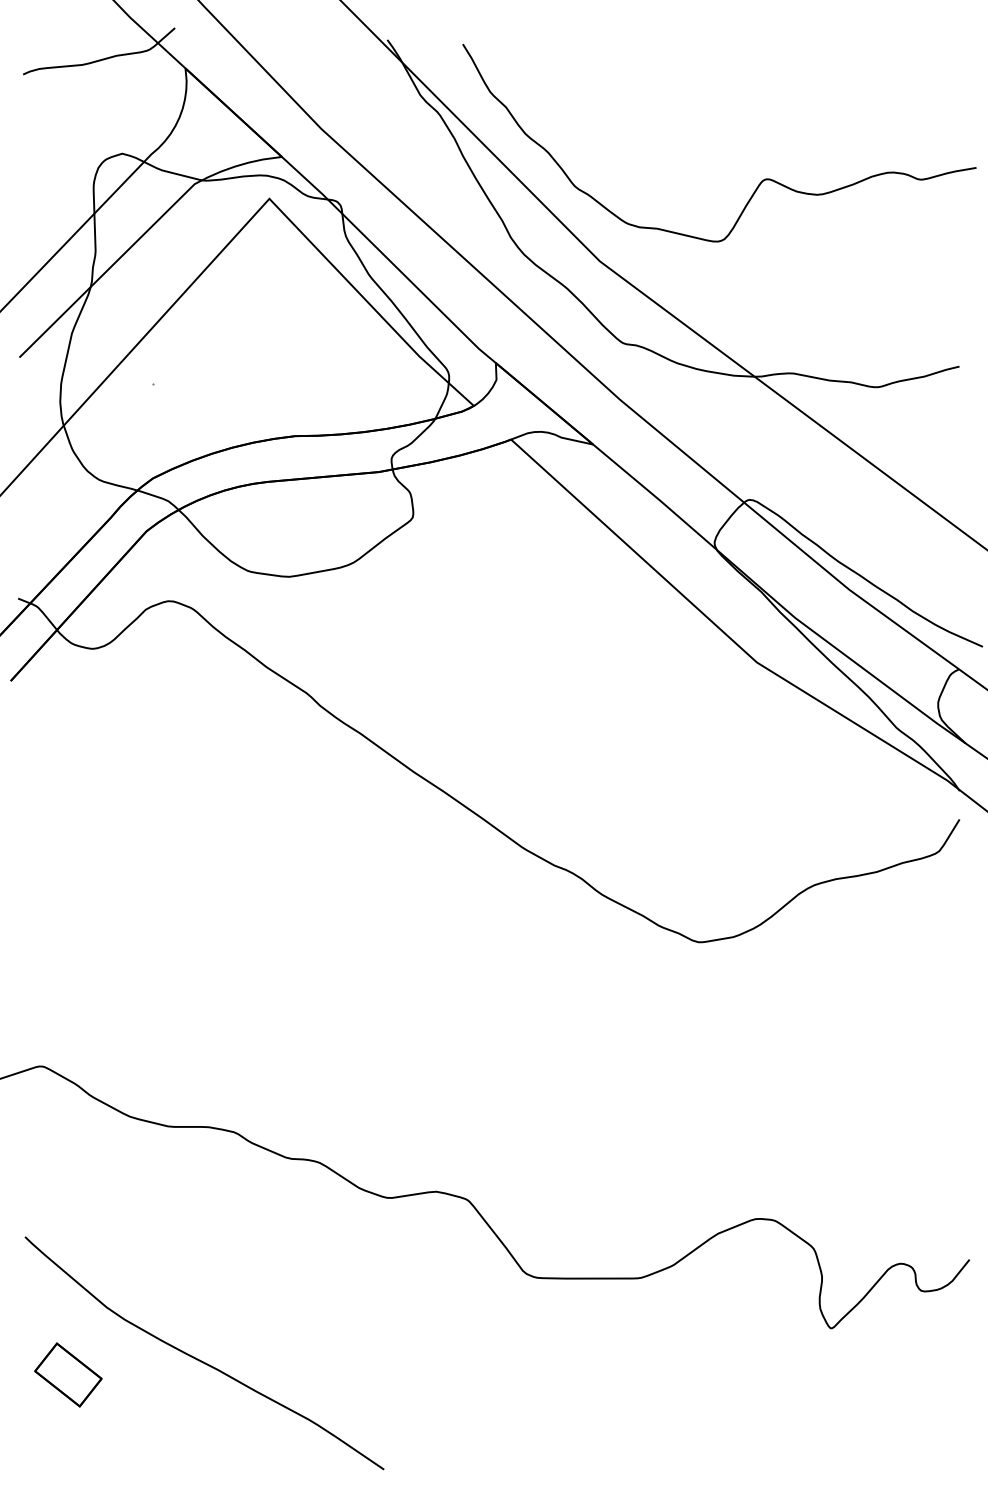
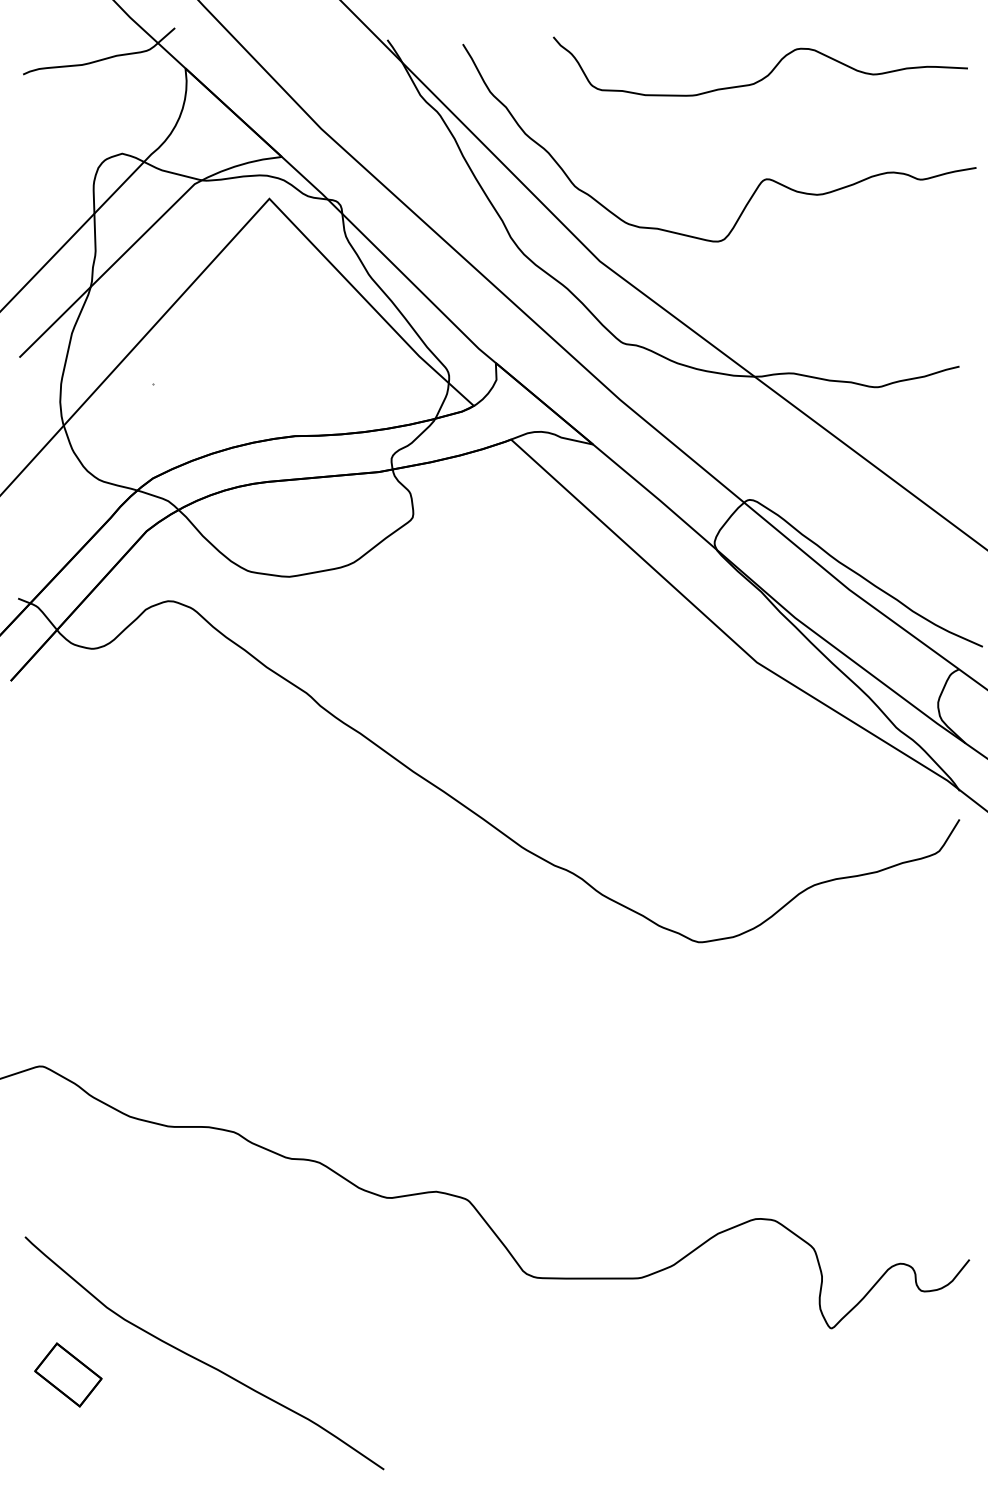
curve: none -> present (768, 73)
